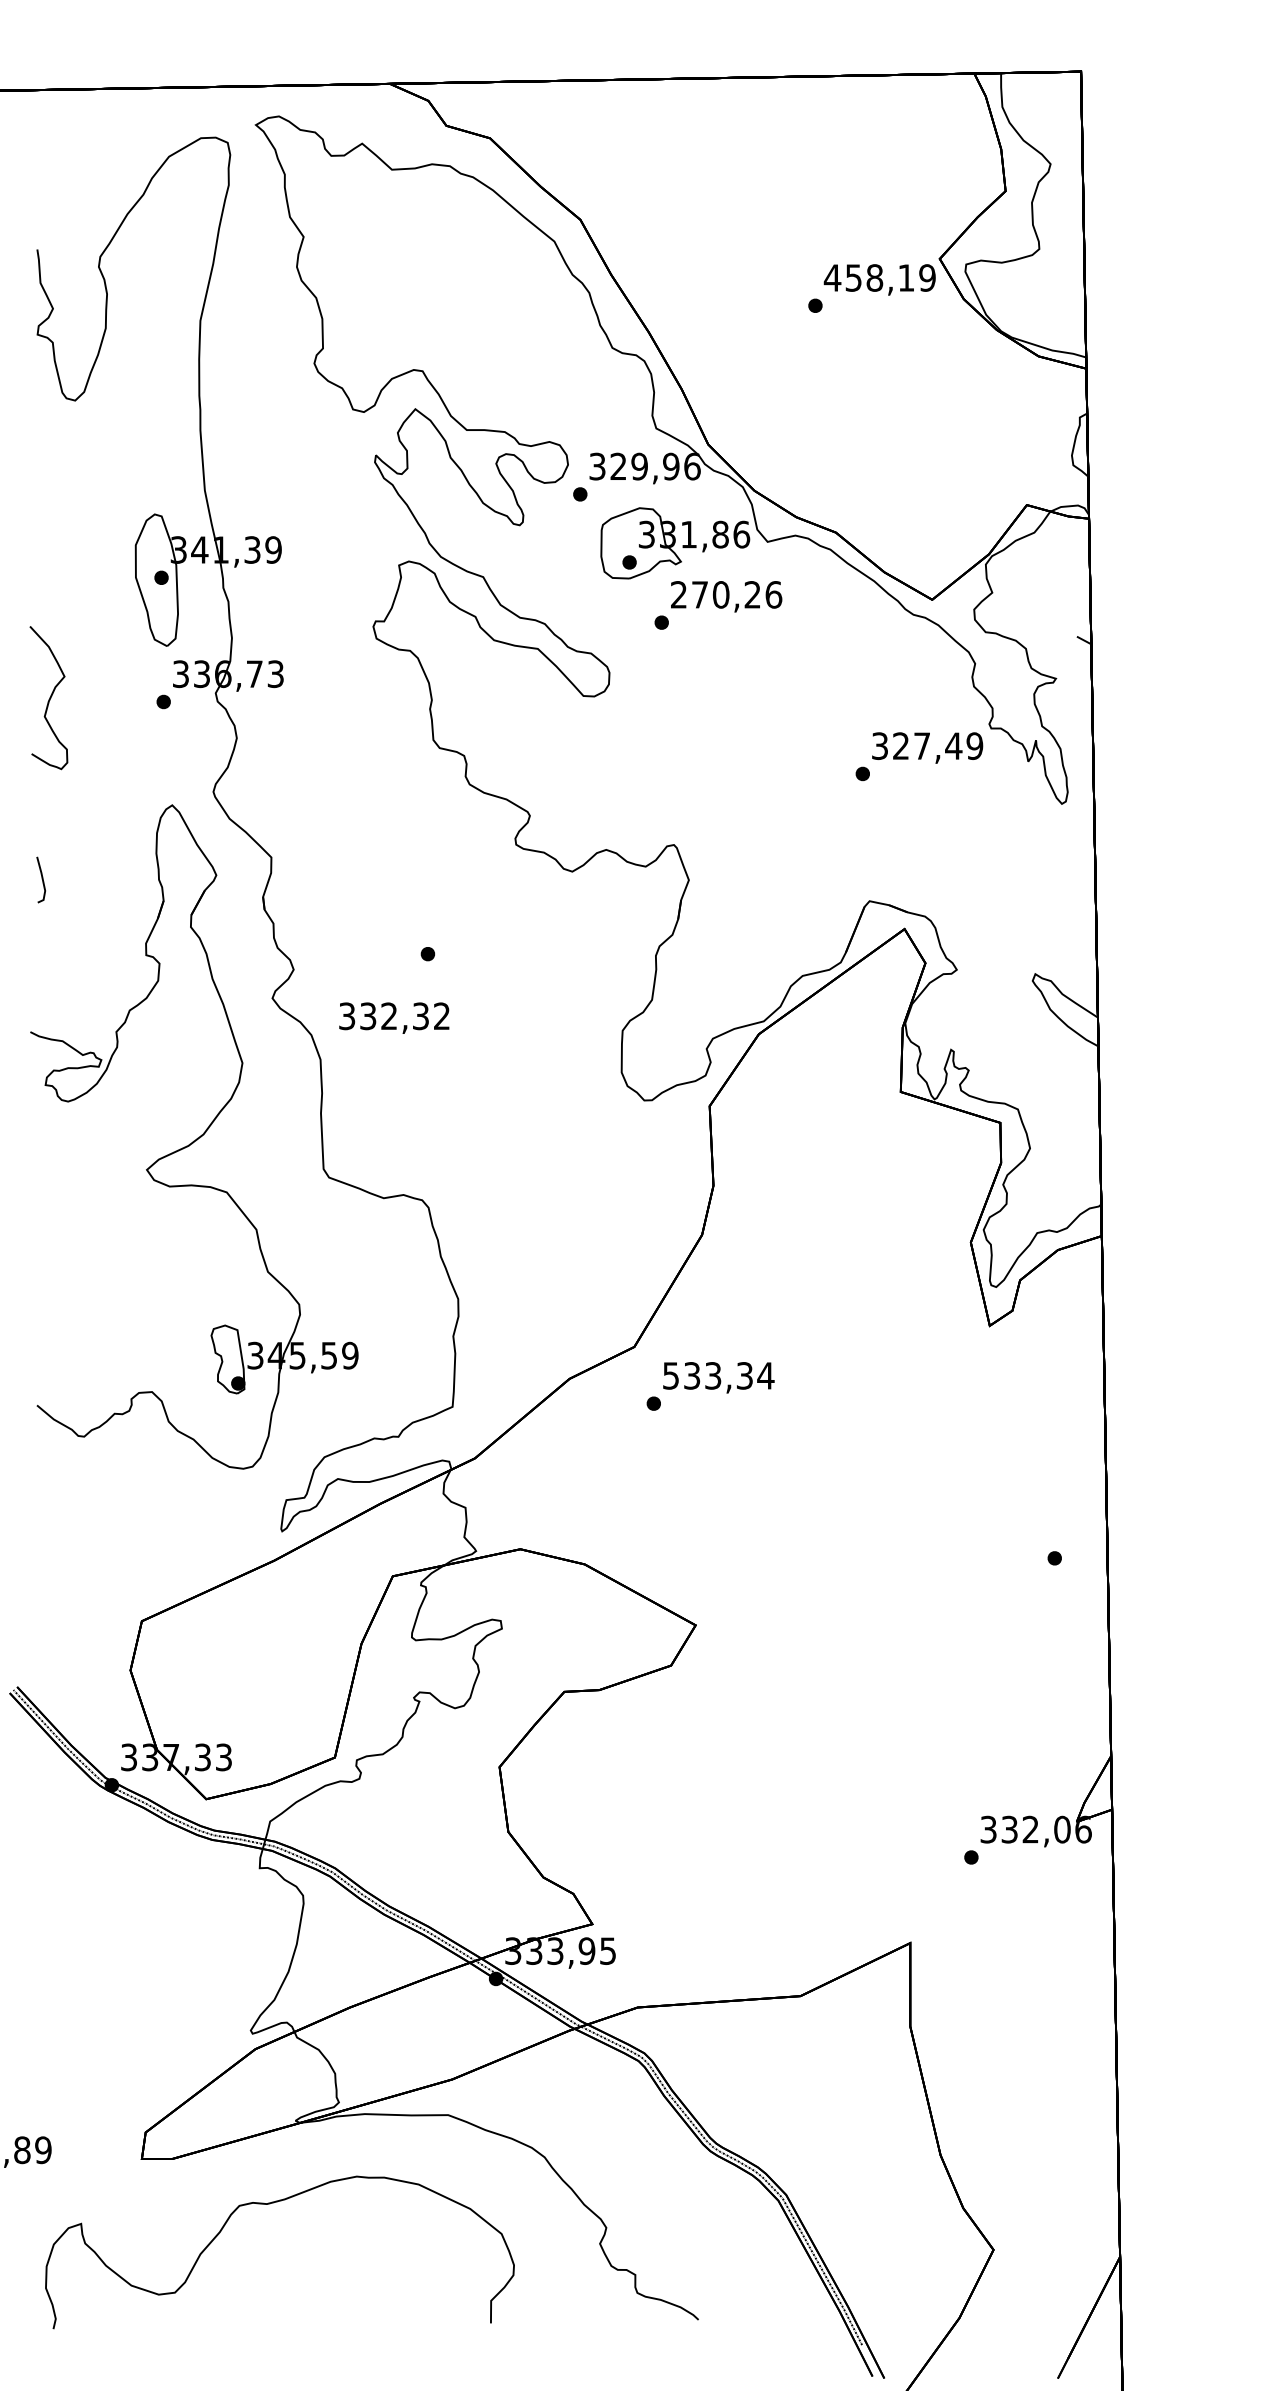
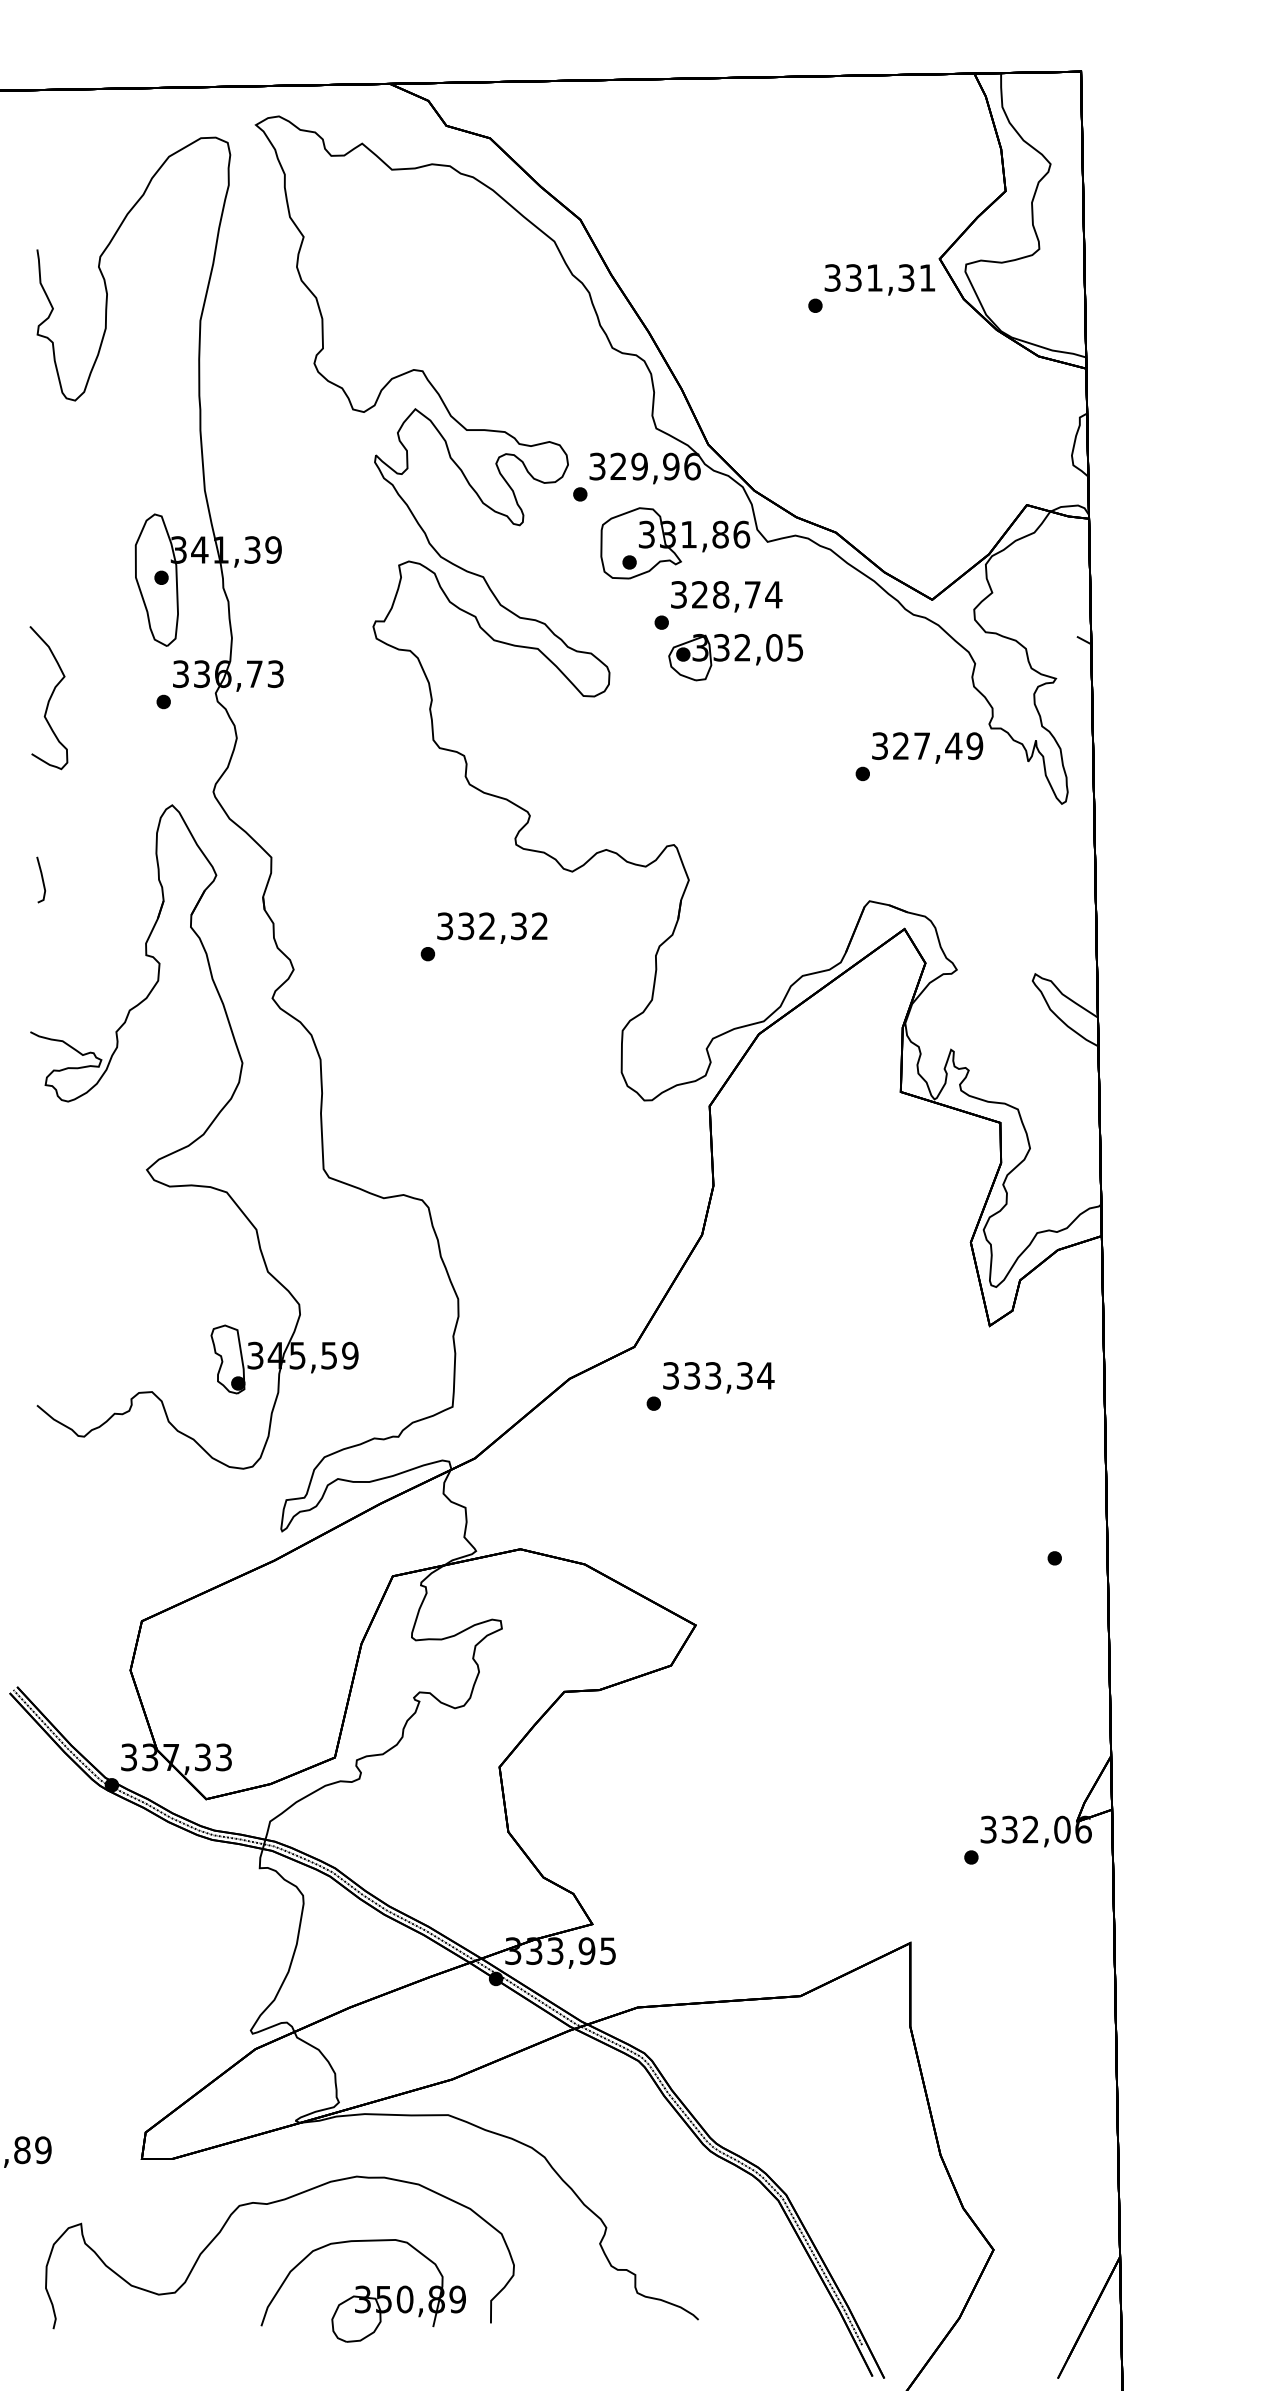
text: 458,19 -> 331,31 (879, 277)
text: 270,26 -> 328,74 (726, 594)
part: none -> present (735, 657)
text position: (394, 1017) -> (492, 927) (492, 927)
text: 533,34 -> 333,34 (670, 1375)
part: none -> present (362, 2290)
